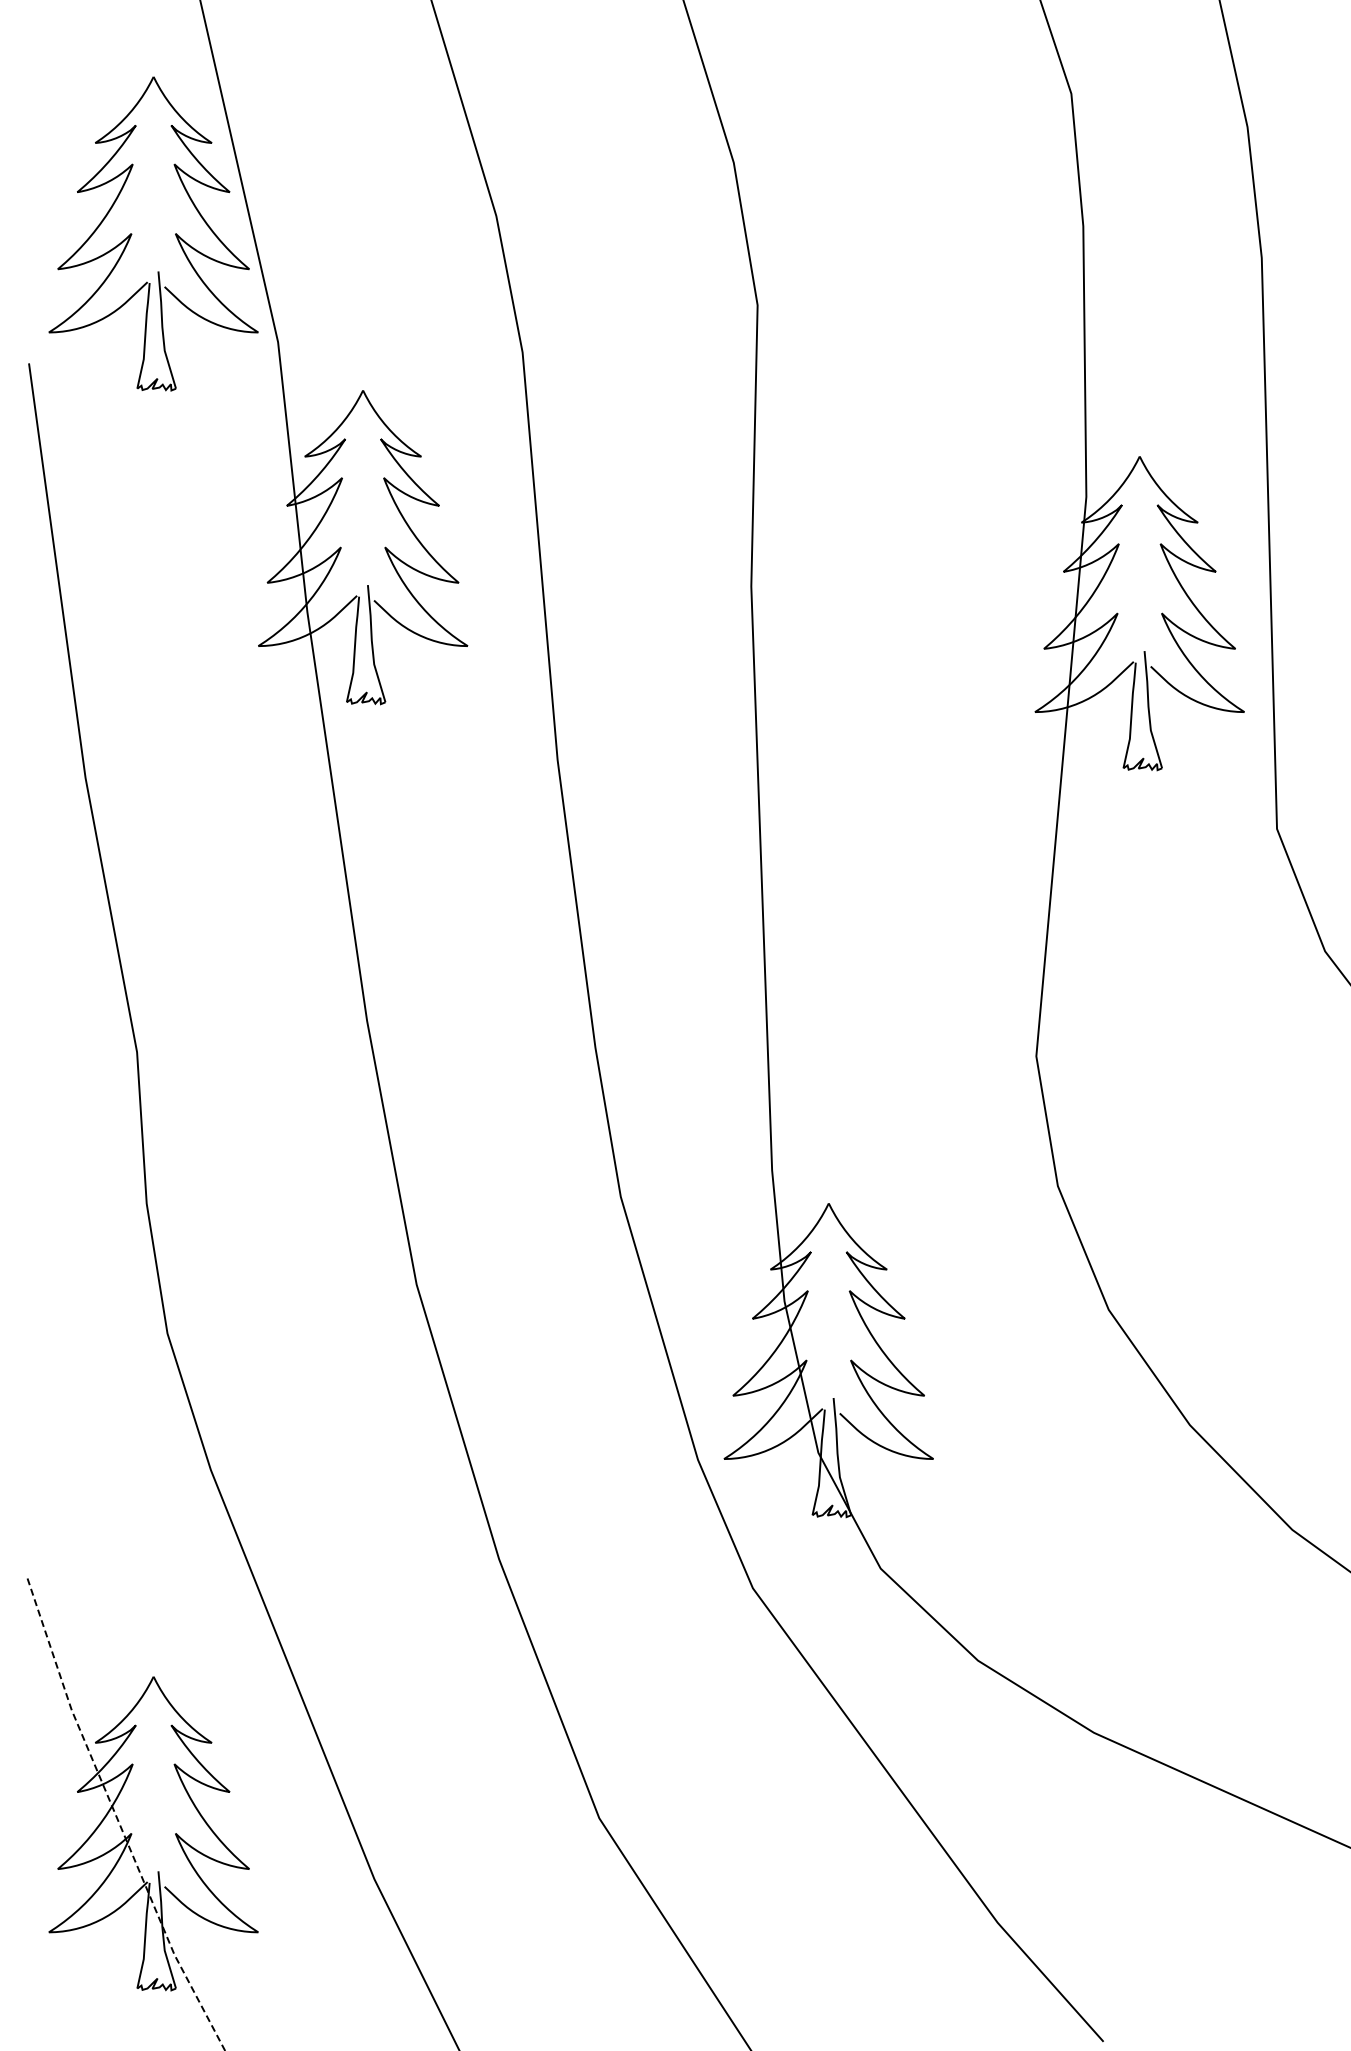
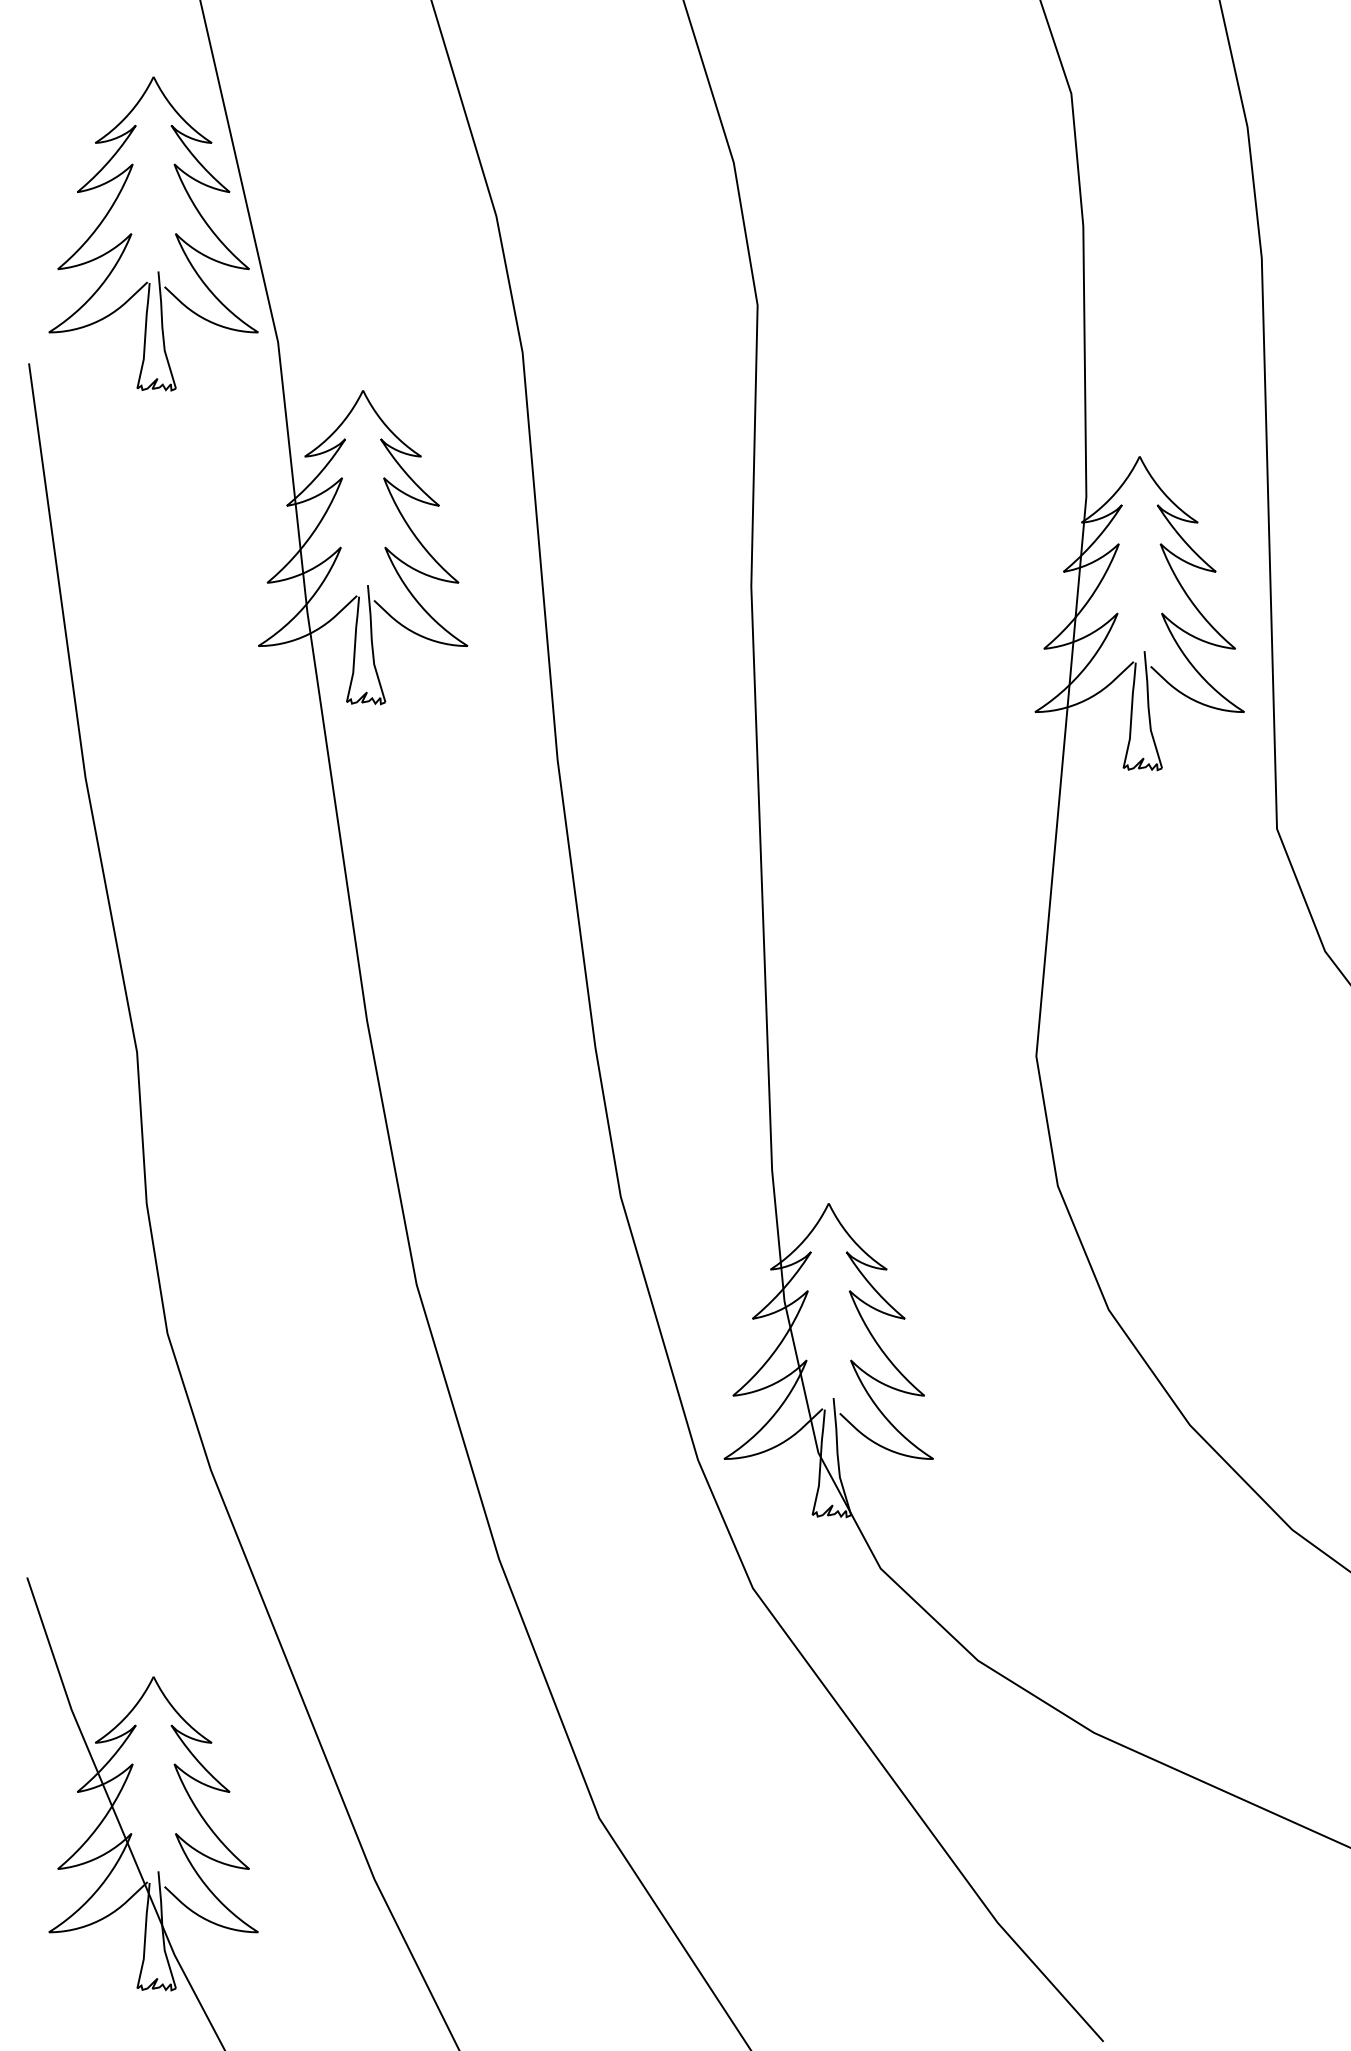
line: dashed -> solid (117, 1817)
